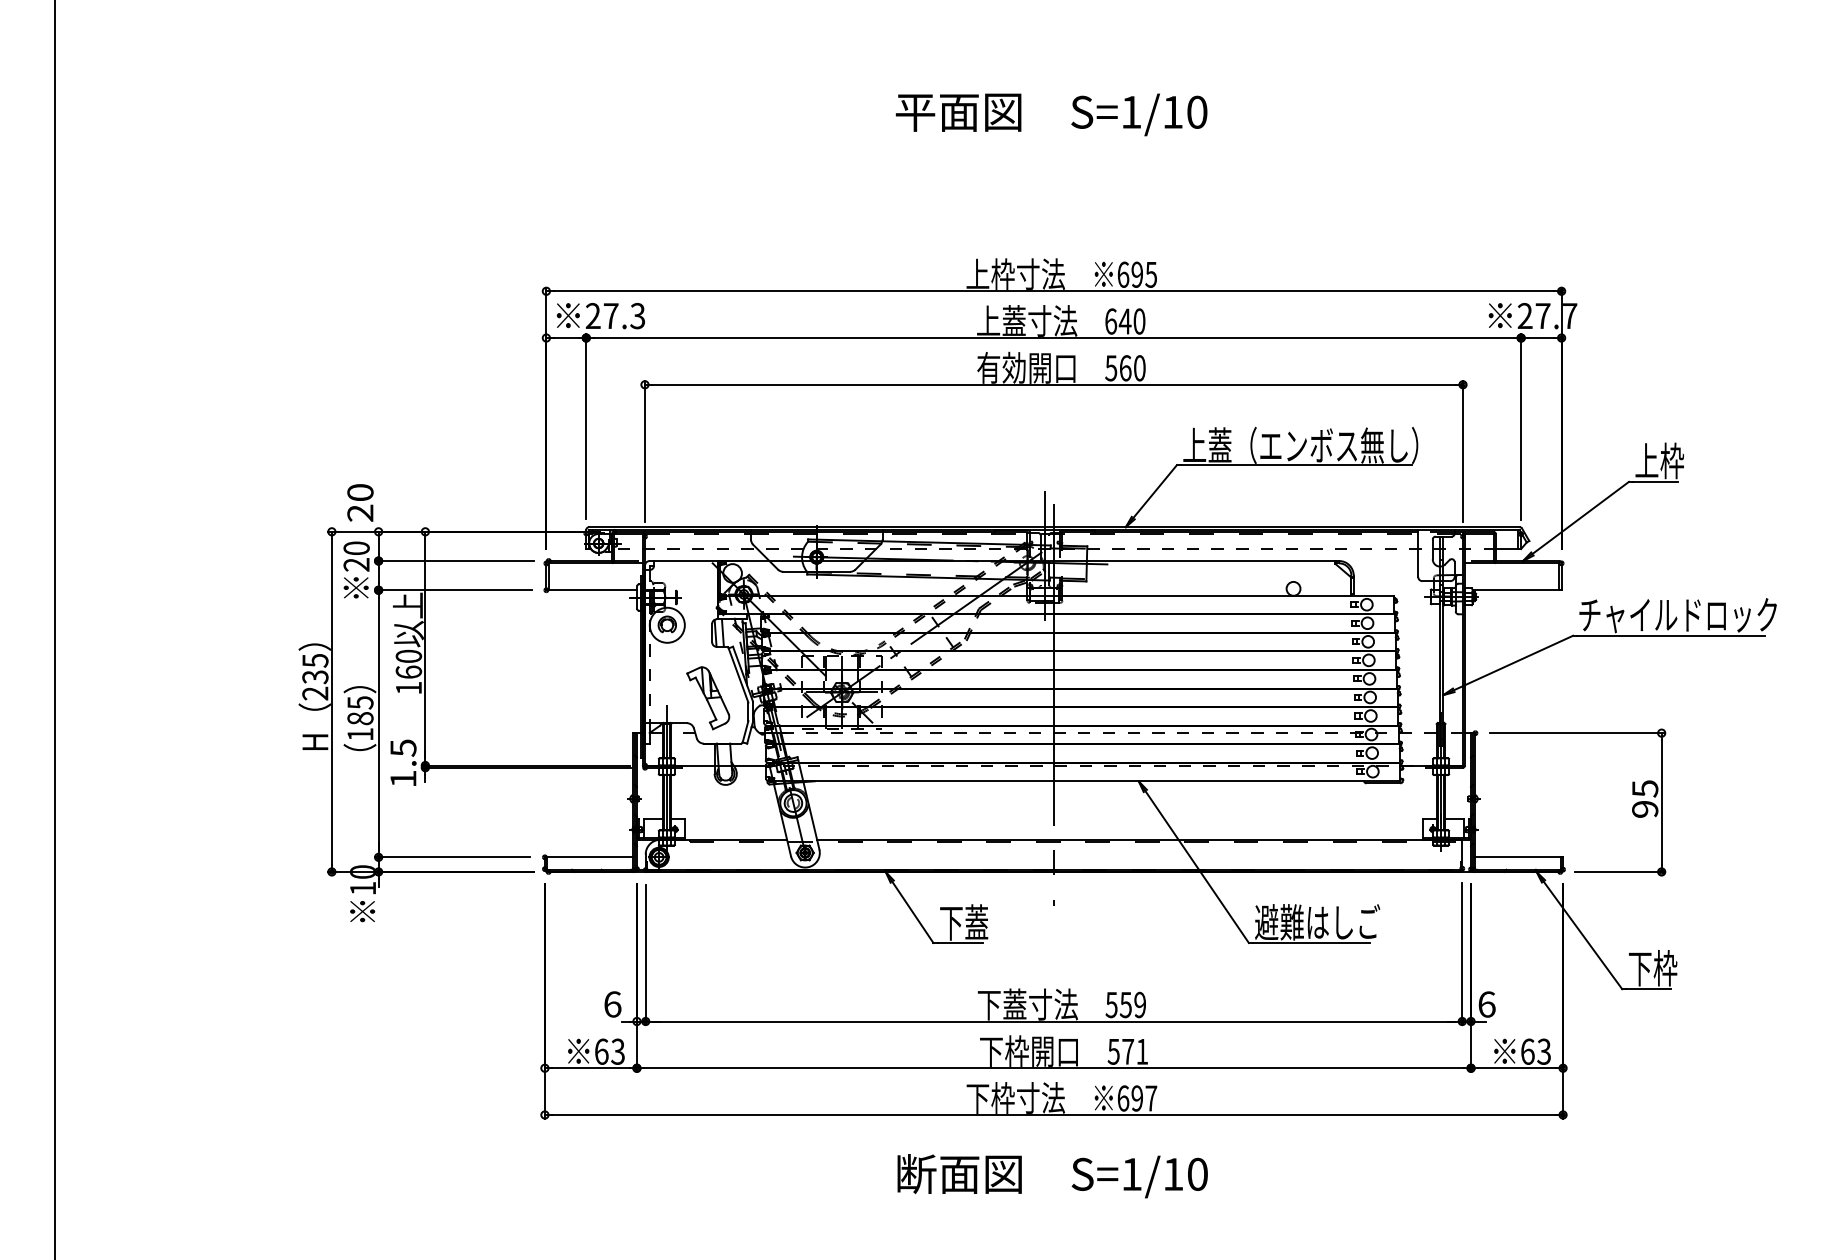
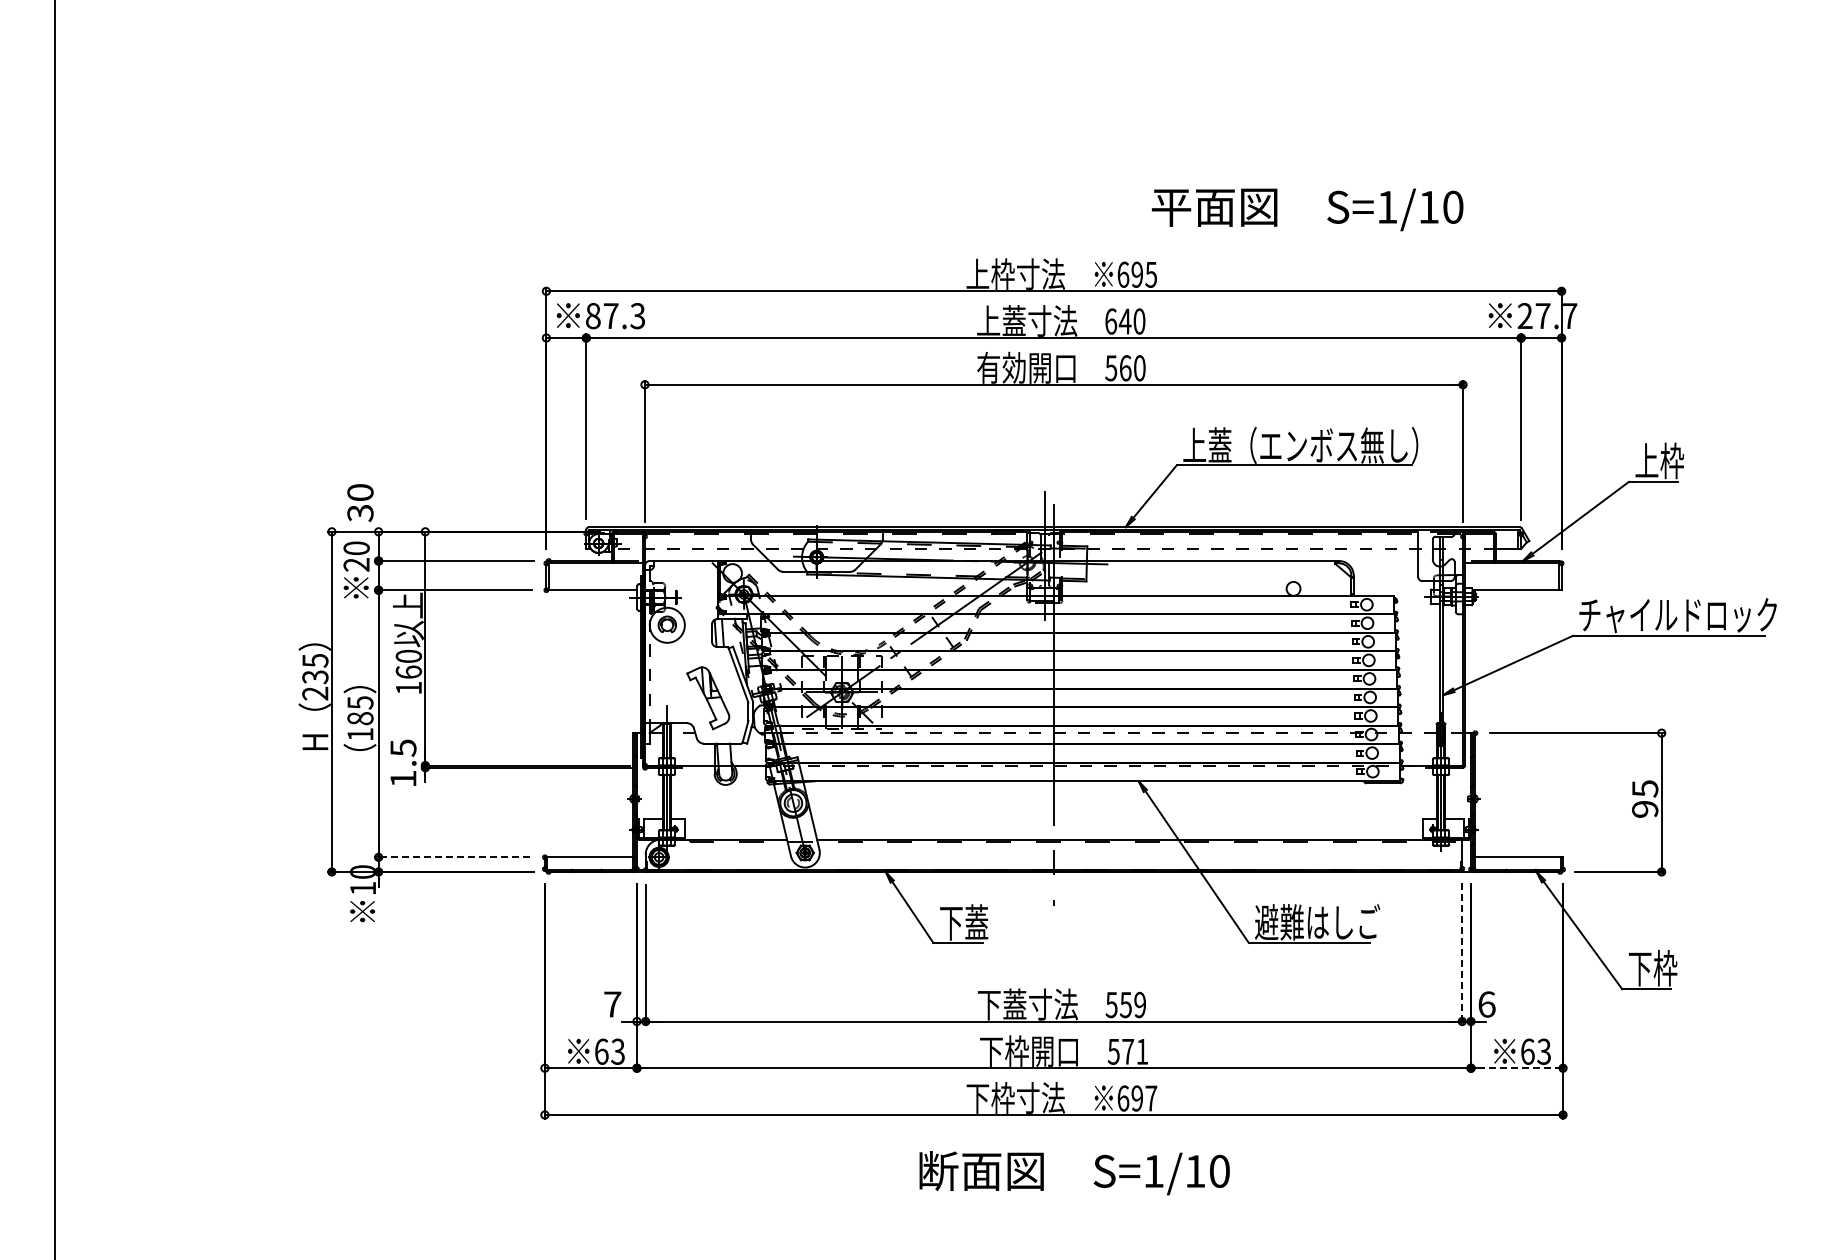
text position: (1051, 114) -> (1307, 209) (1307, 209)
text: 27.3 -> 87.3 (592, 316)
text: 20 -> 30 (360, 513)
line: solid -> dashed (452, 857)
line: solid -> dashed (1462, 954)
text: 6 -> 7 (612, 1004)
line: solid -> dashed (1517, 1068)
text position: (1052, 1176) -> (1074, 1173) (1074, 1173)
